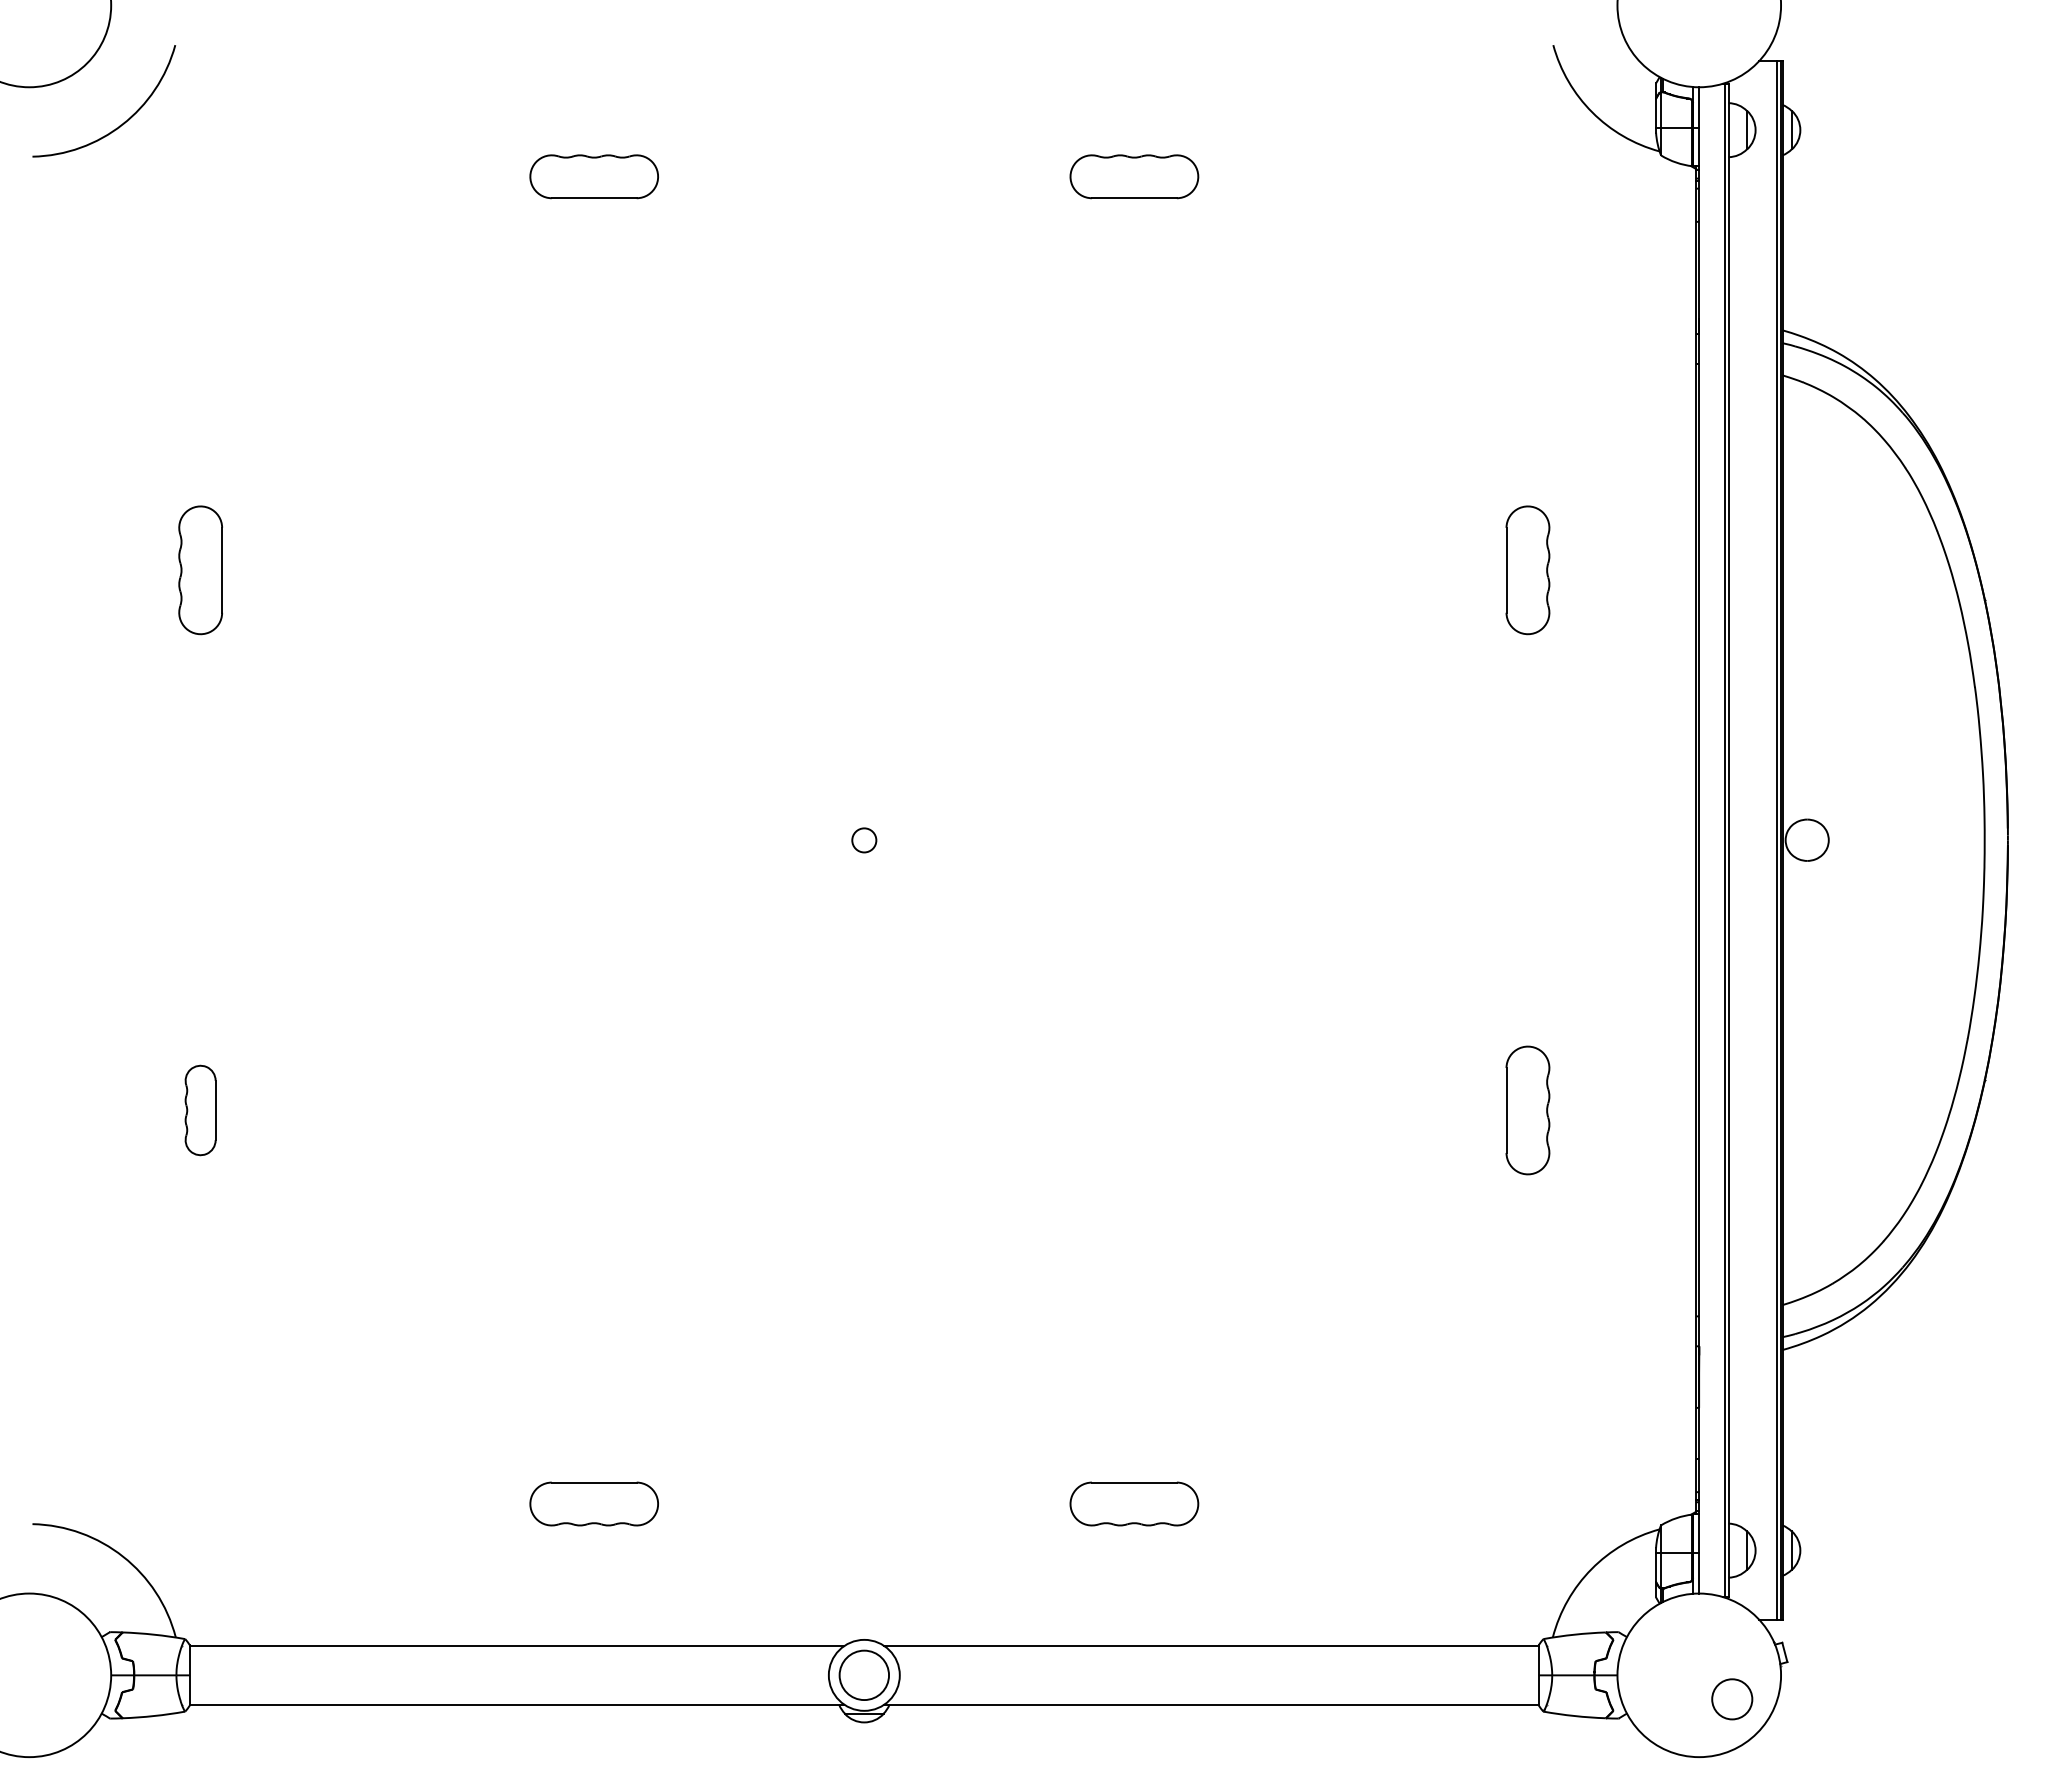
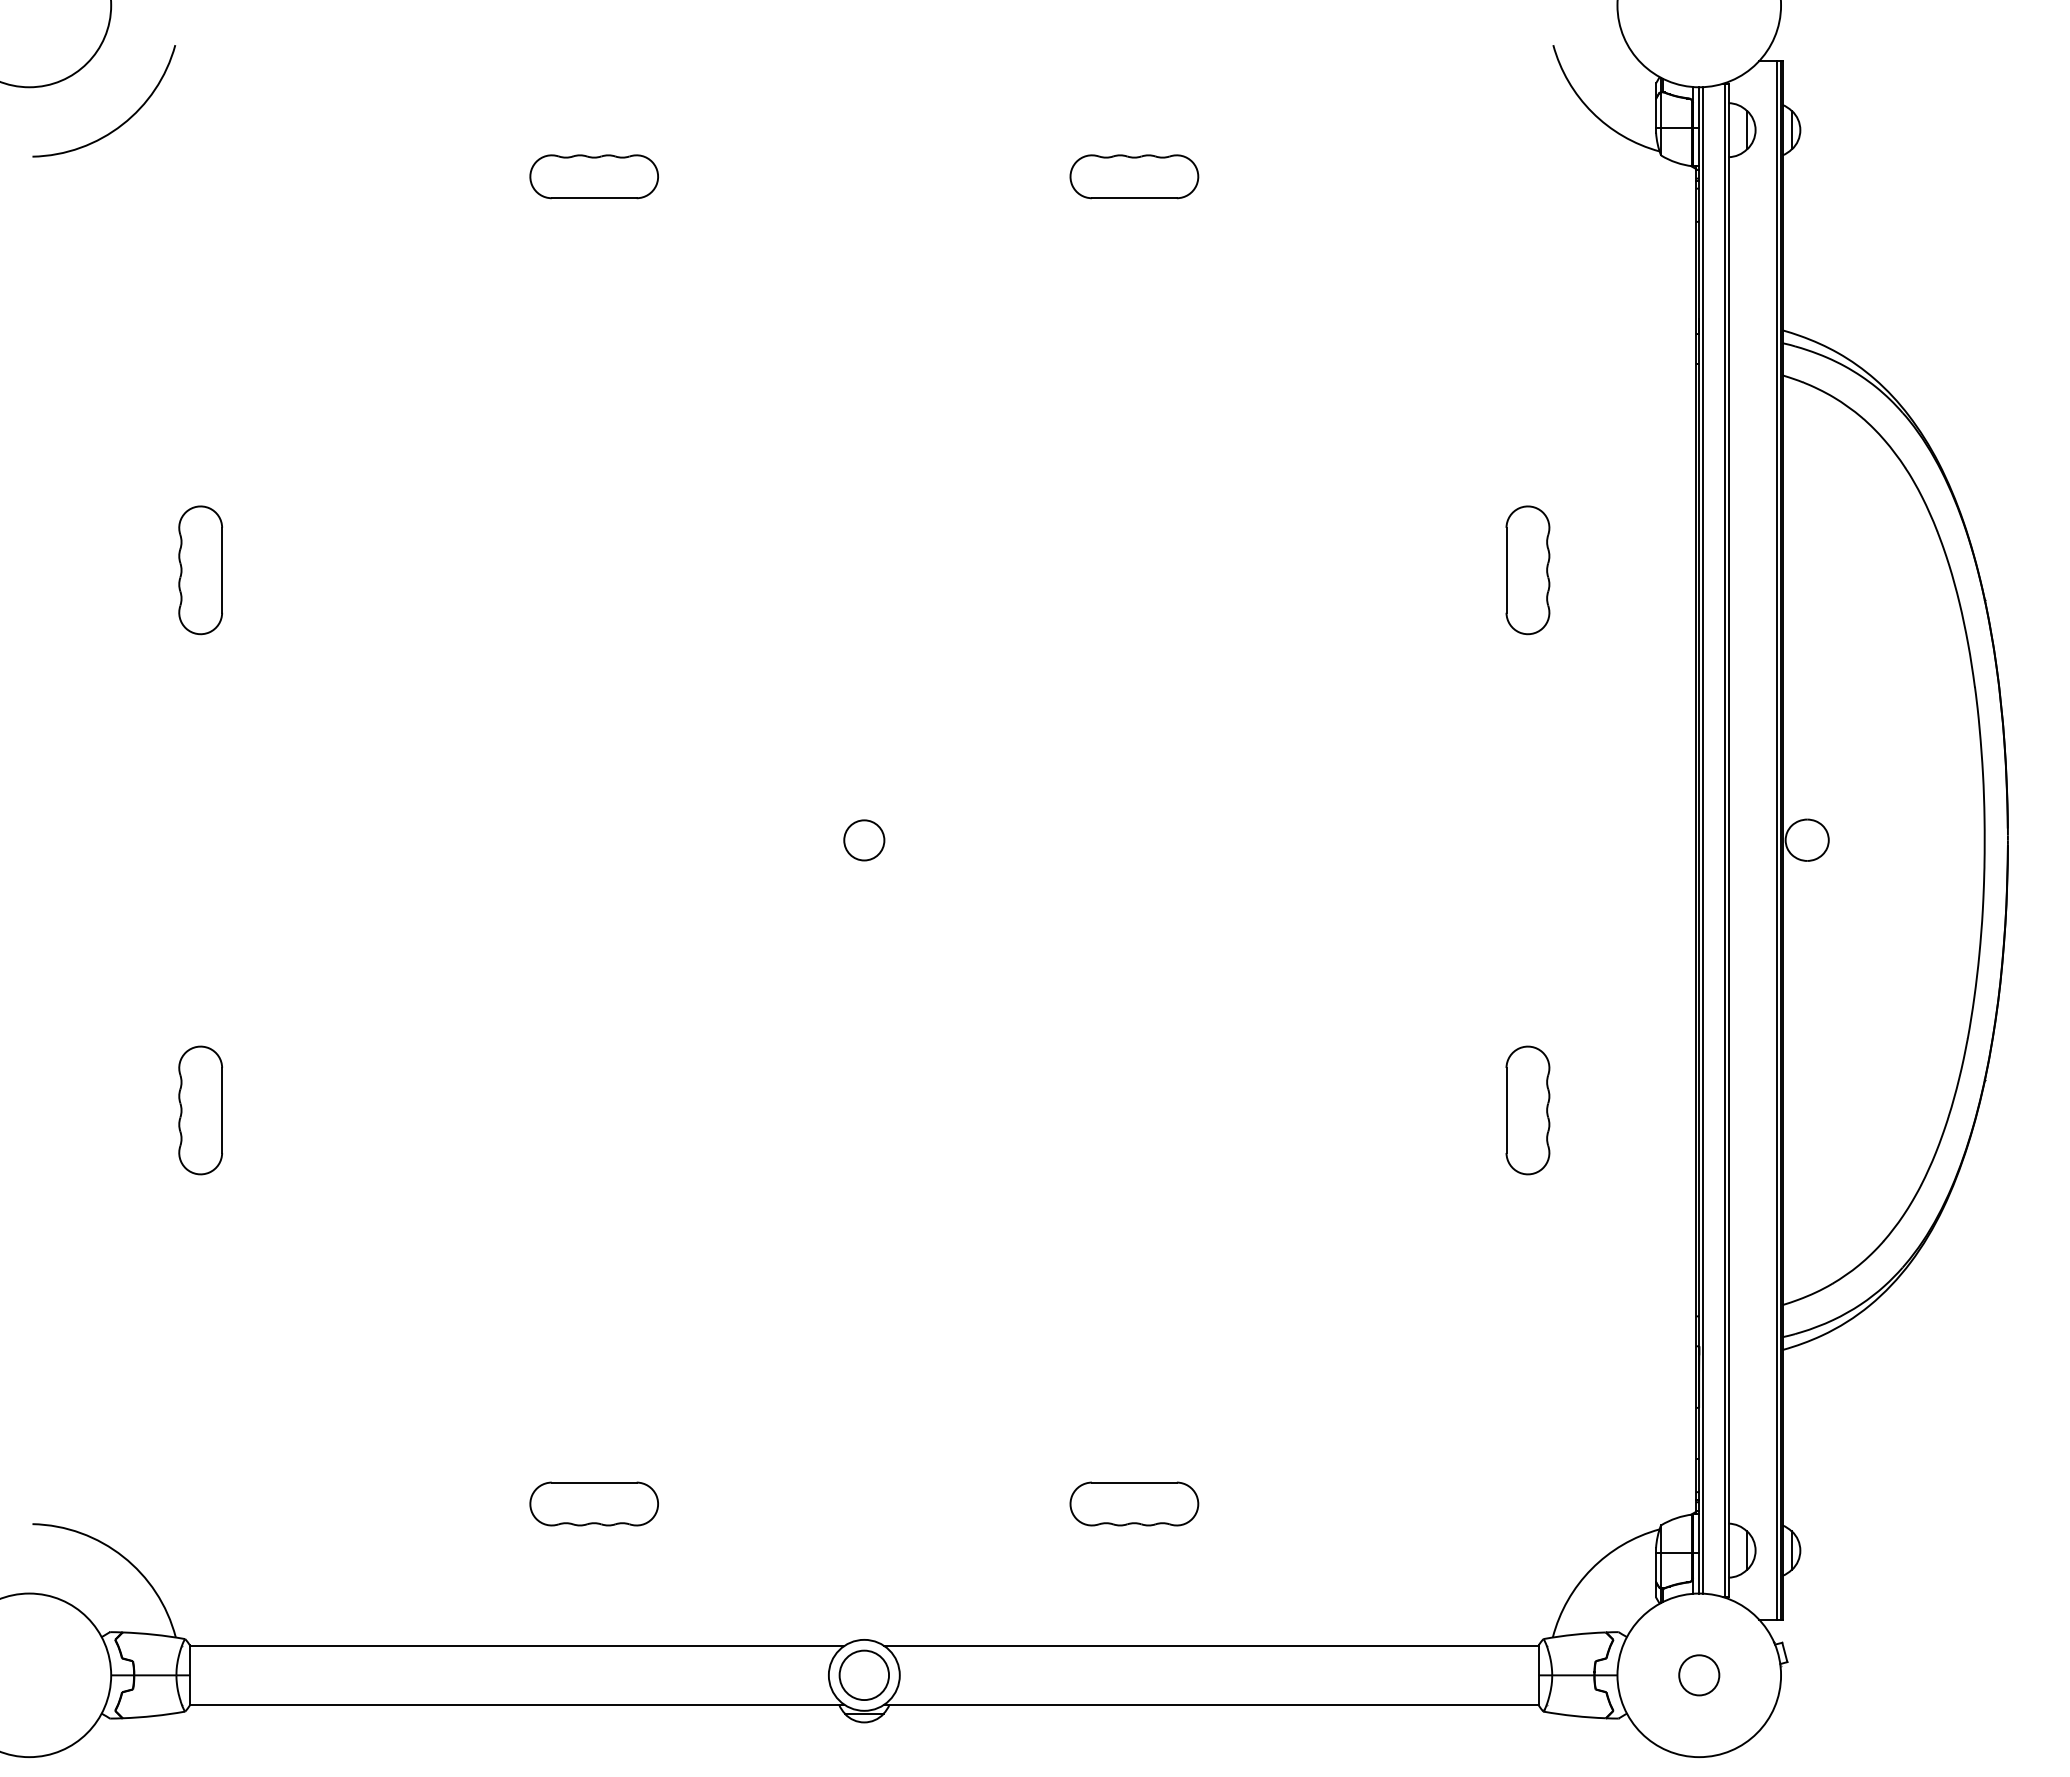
circle diameter: 24 px -> 40 px (864, 840)
line: none -> present (1703, 840)
part size: 33x93 px -> 45x131 px (200, 1110)
circle position: (1732, 1699) -> (1699, 1675) (1699, 1675)
